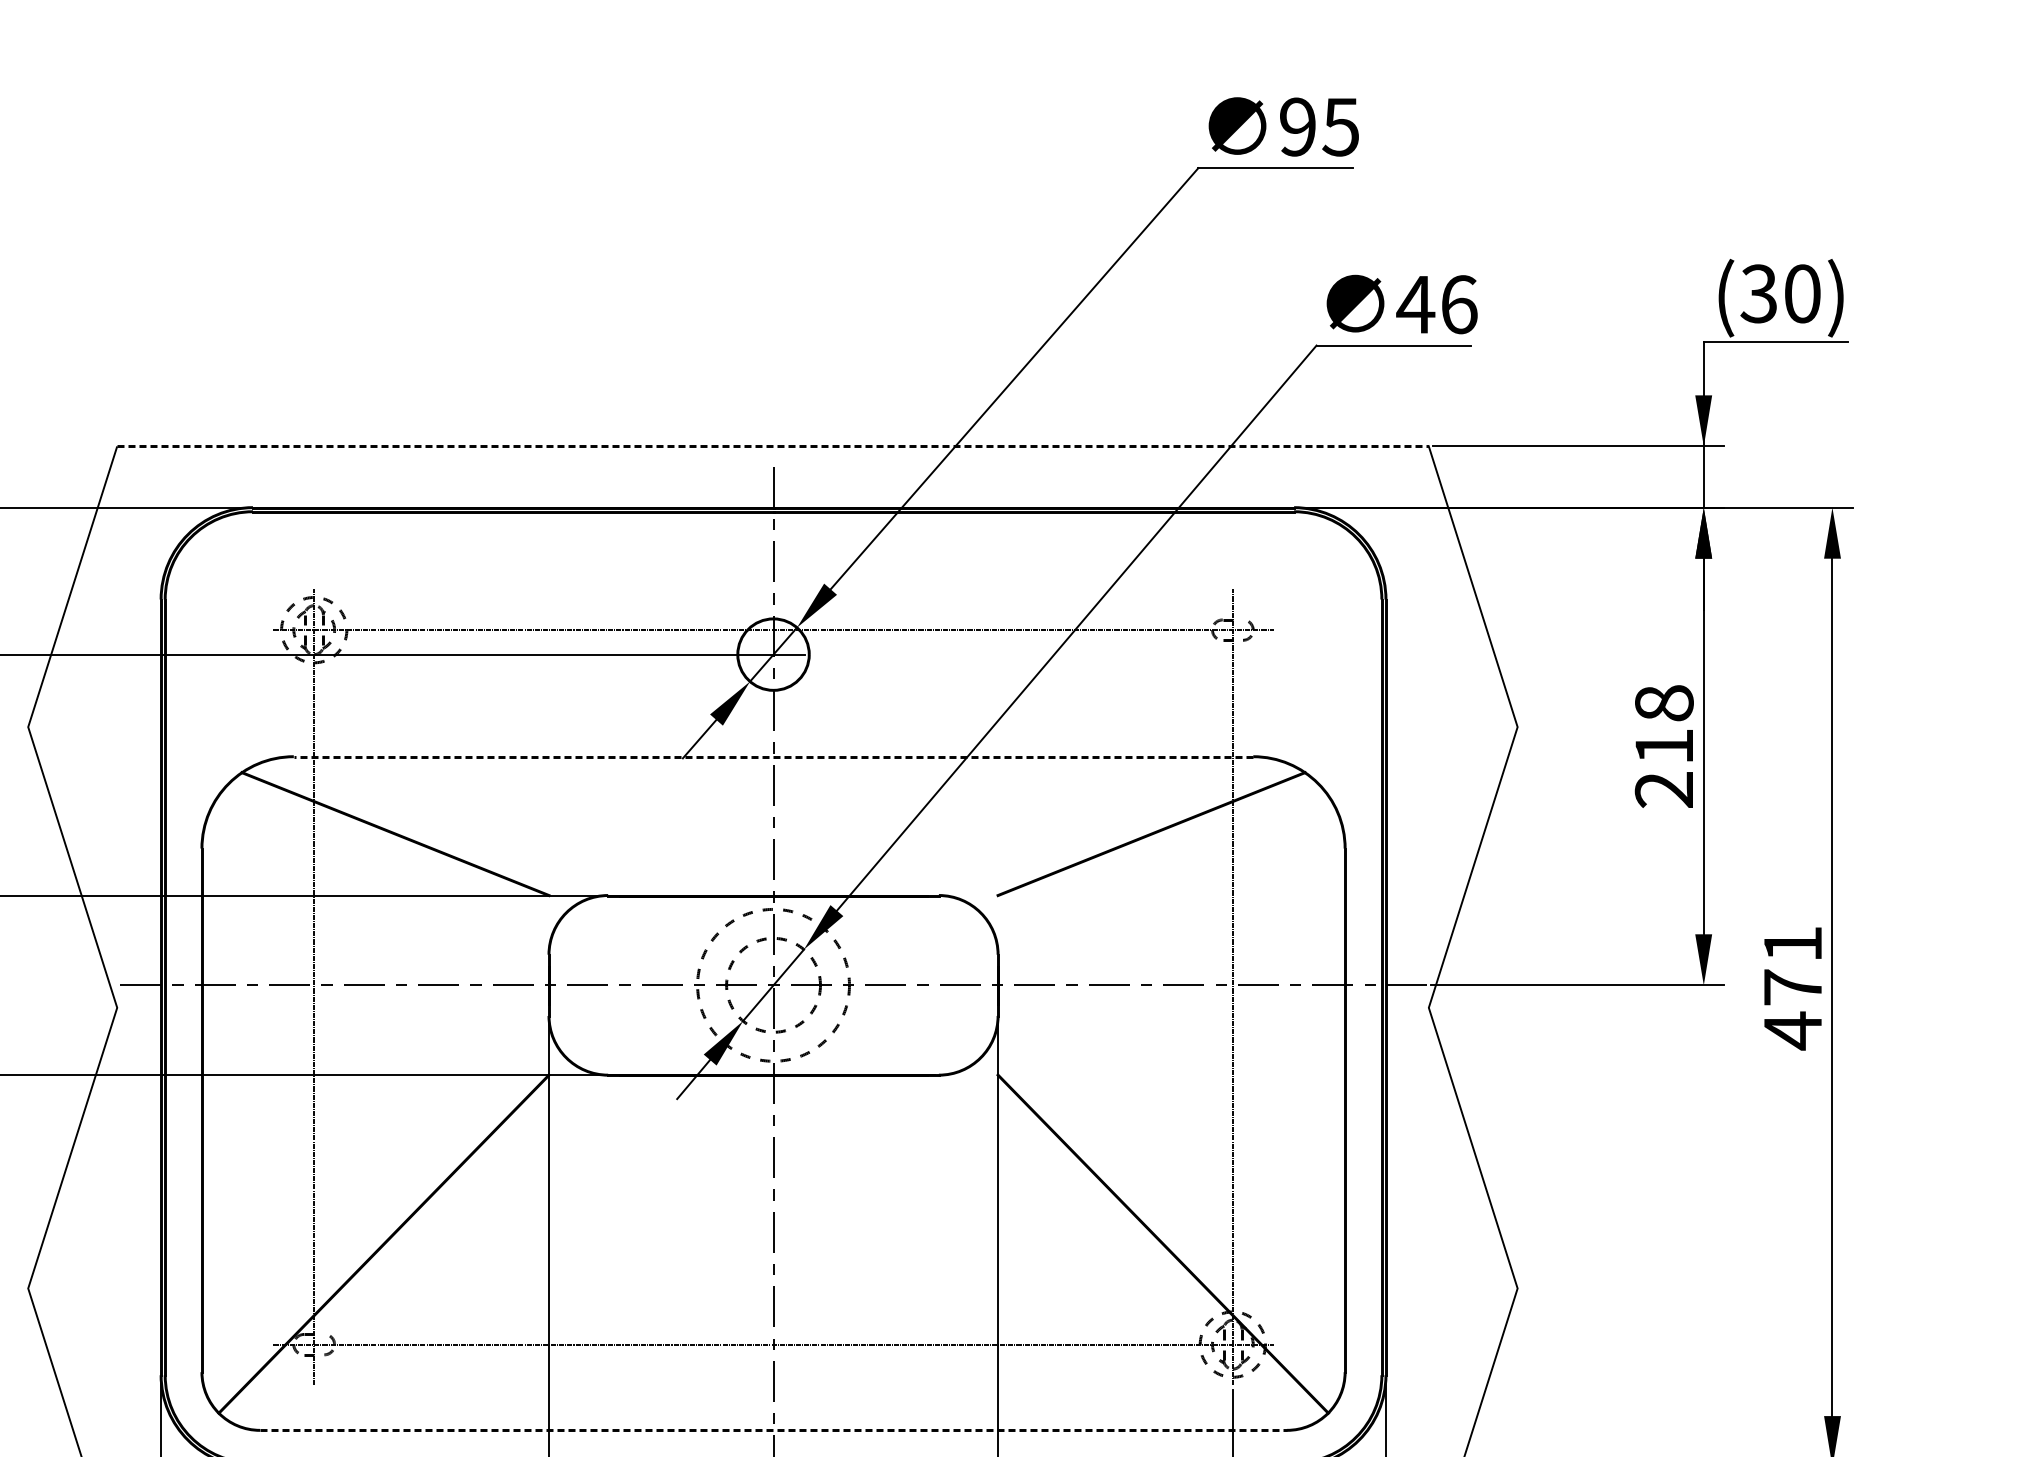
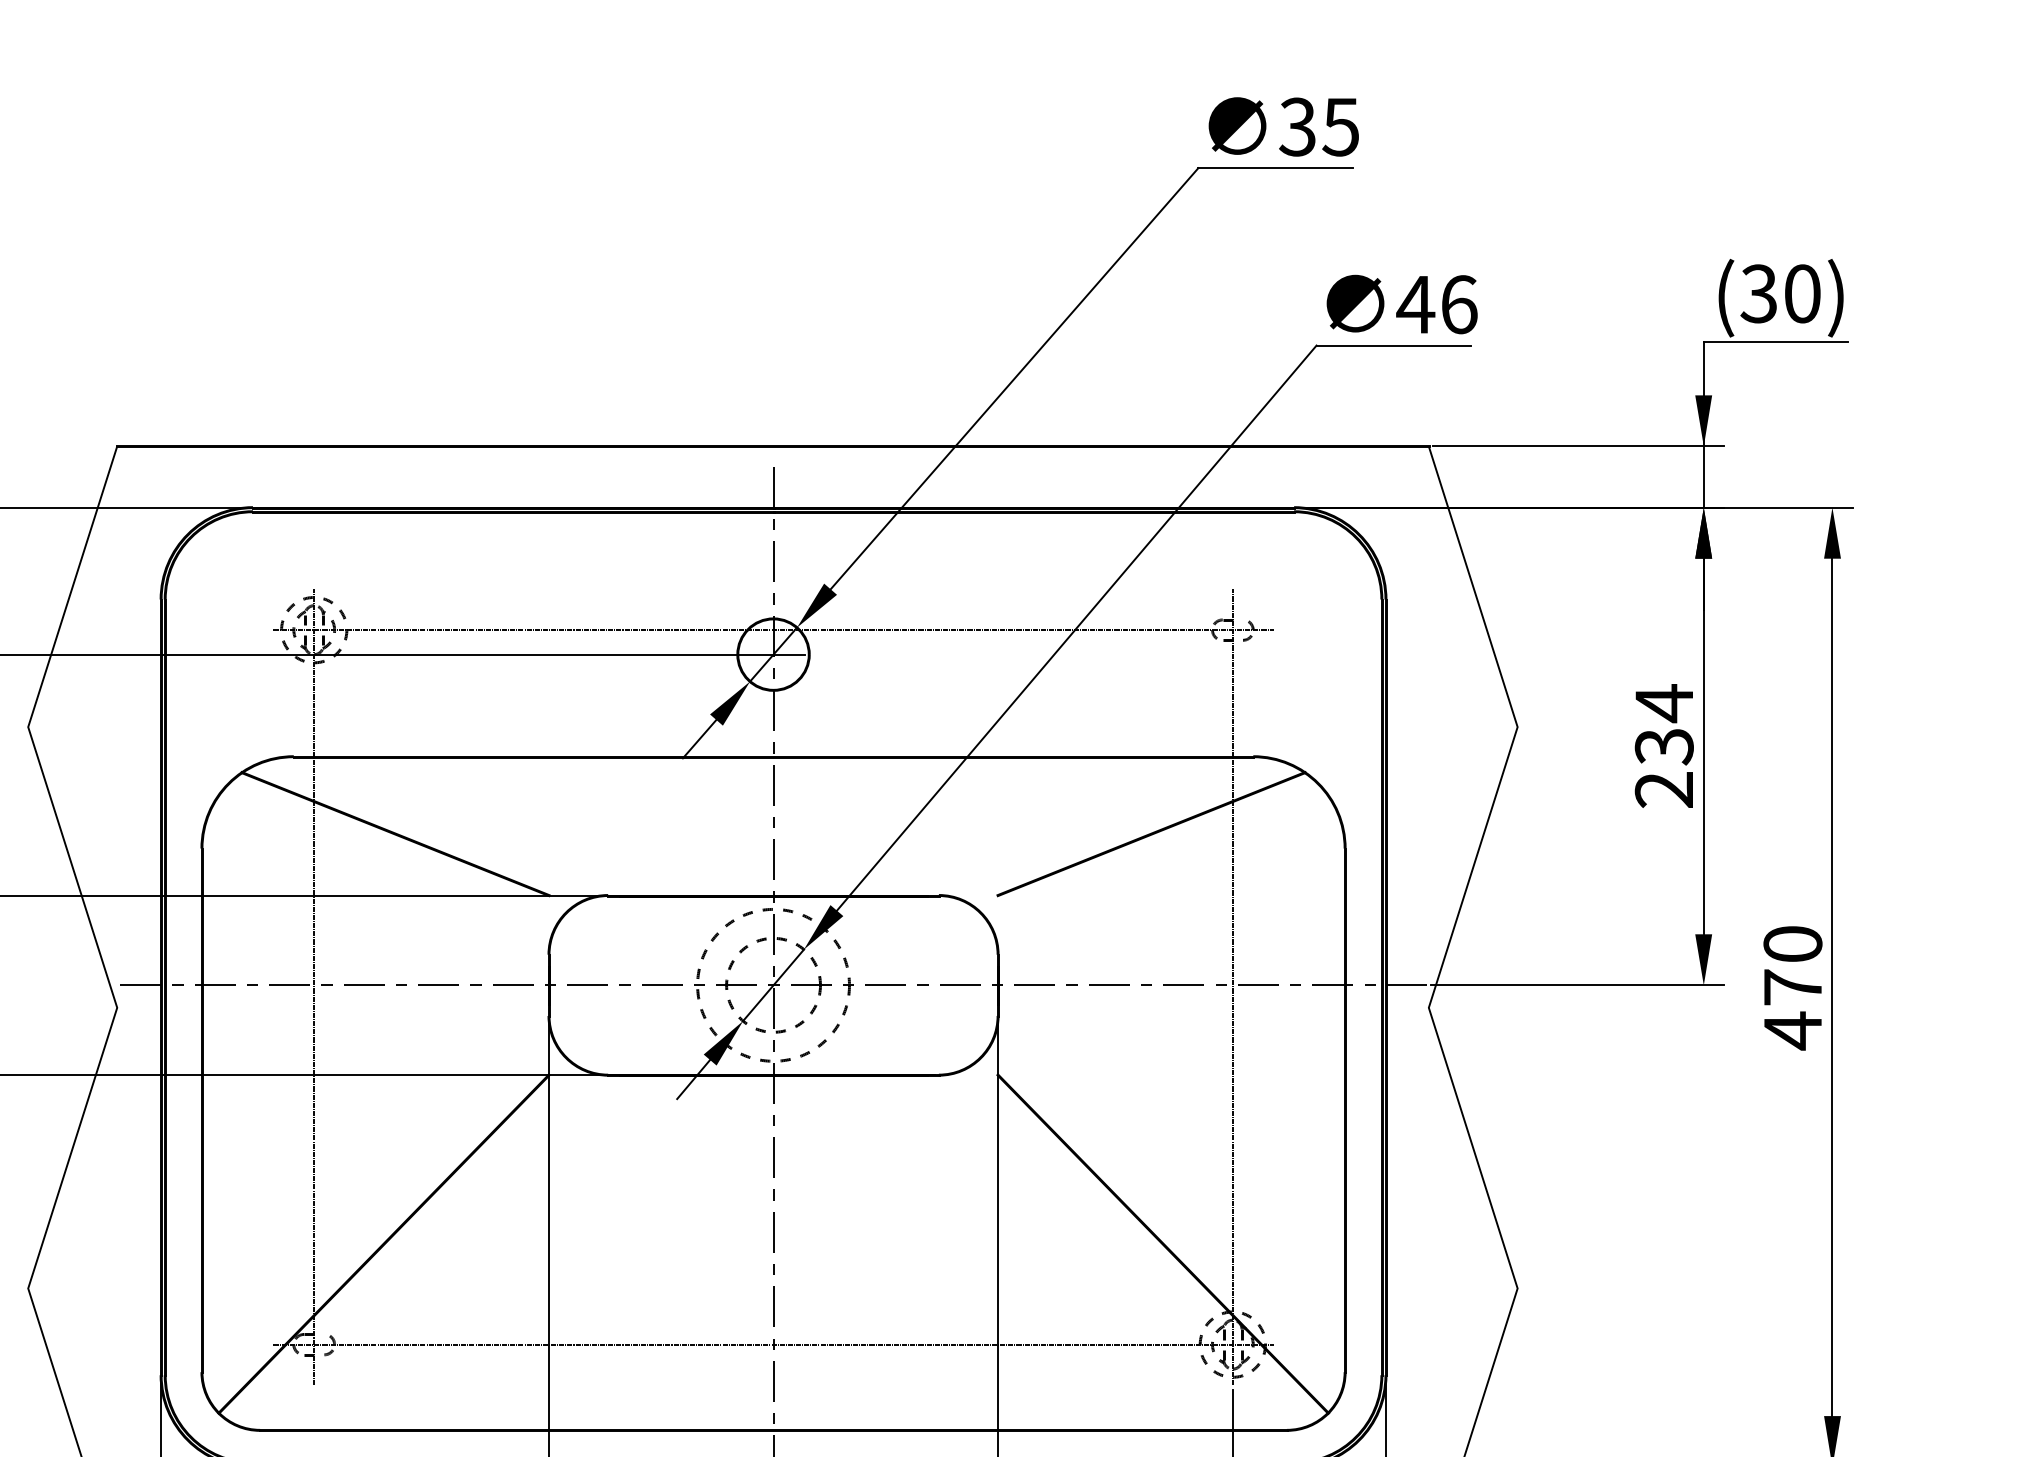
text: 95 -> 35 (1297, 126)
line: dashed -> solid (773, 446)
text: 218 -> 234 (1663, 724)
line: dashed -> solid (773, 756)
text: 471 -> 470 (1792, 943)
line: dashed -> solid (774, 1430)
